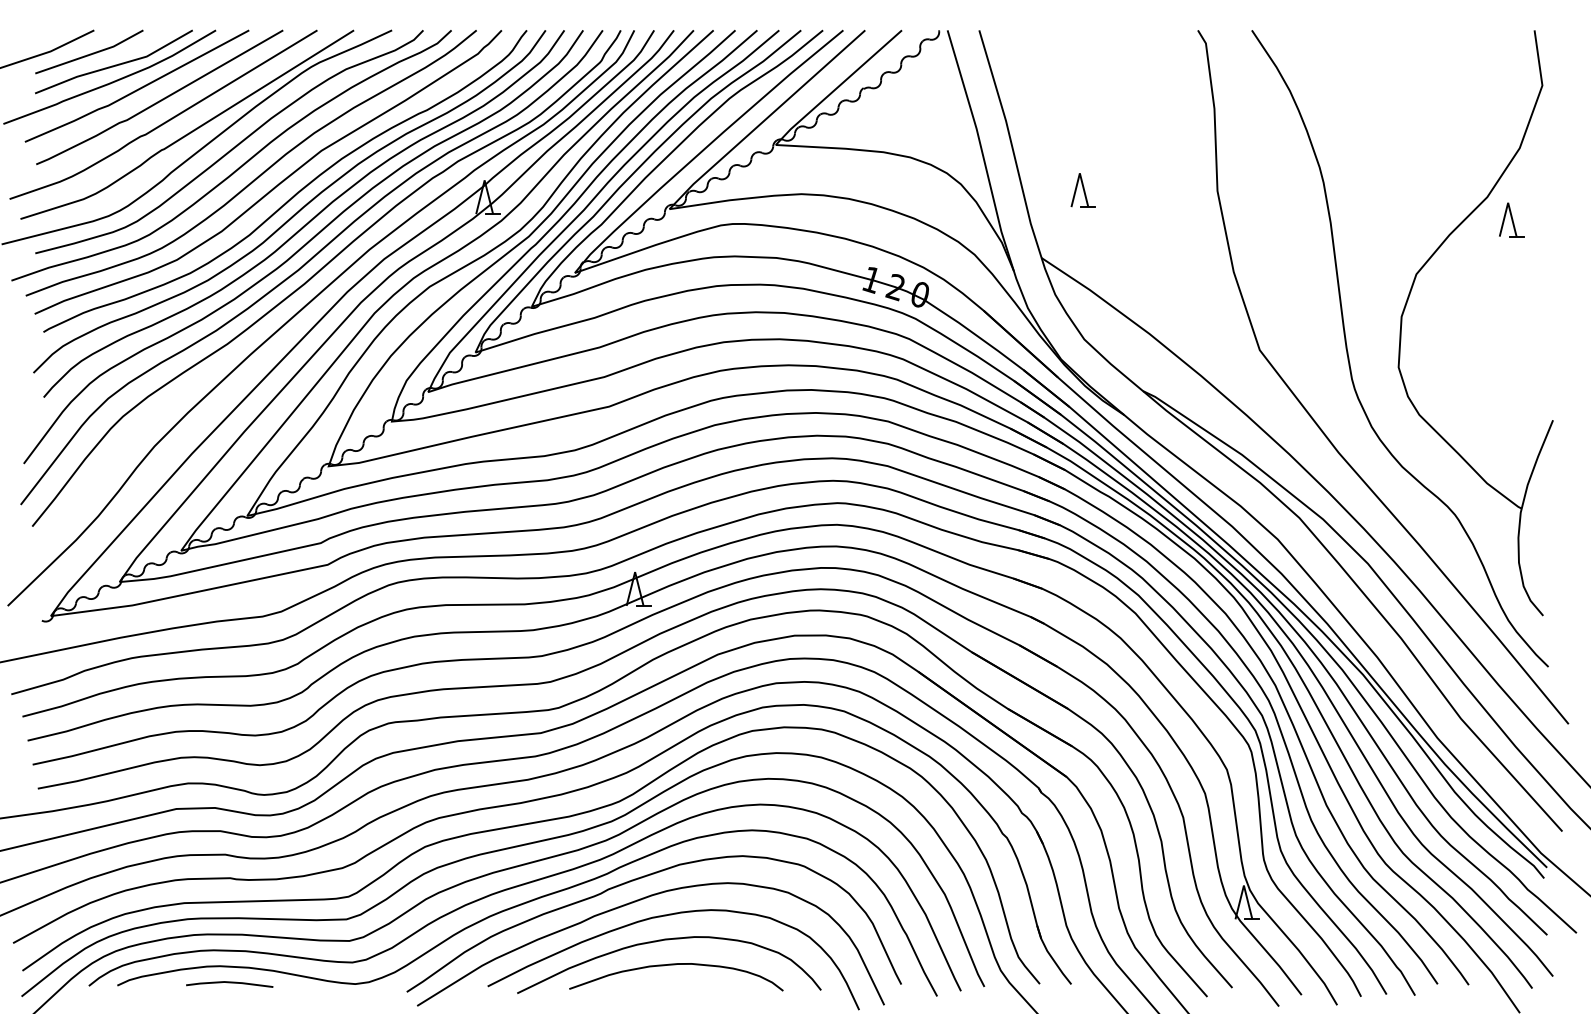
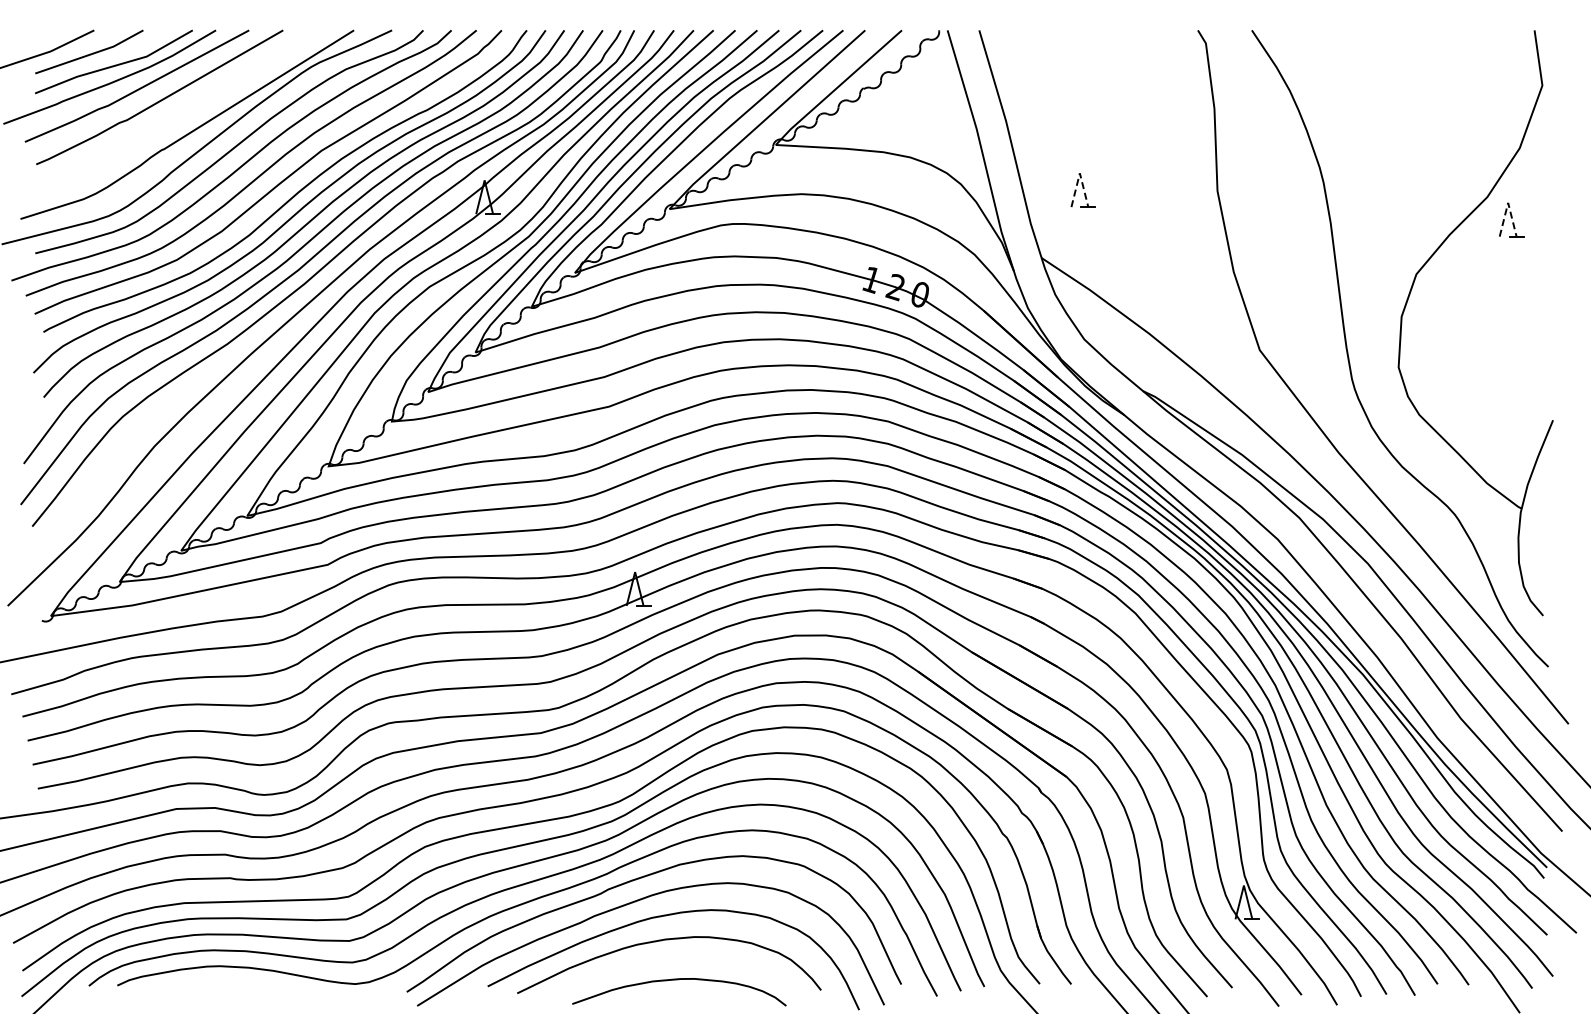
curve: present -> none (166, 120)
line: solid -> dashed (1079, 173)
line: solid -> dashed (1508, 202)
curve position: (675, 965) -> (678, 980) (678, 980)
line: present -> none (229, 983)
